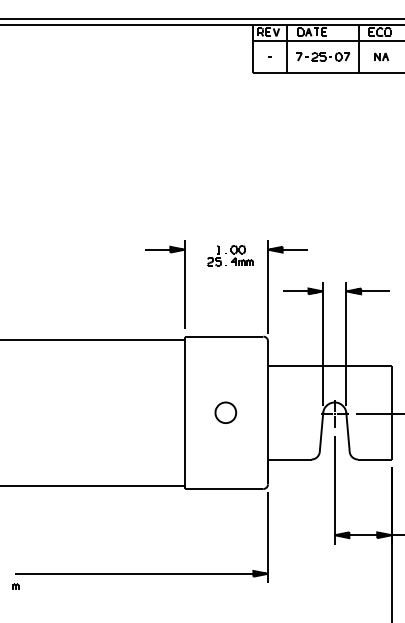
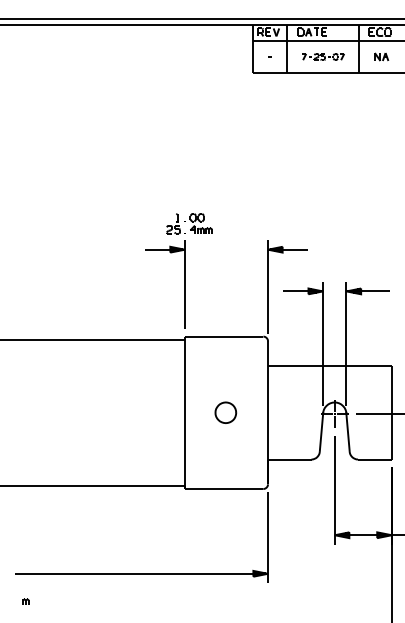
part size: 55x10 px -> 43x8 px (323, 56)
part position: (230, 255) -> (189, 223) (189, 223)
part position: (15, 586) -> (25, 601) (25, 601)
